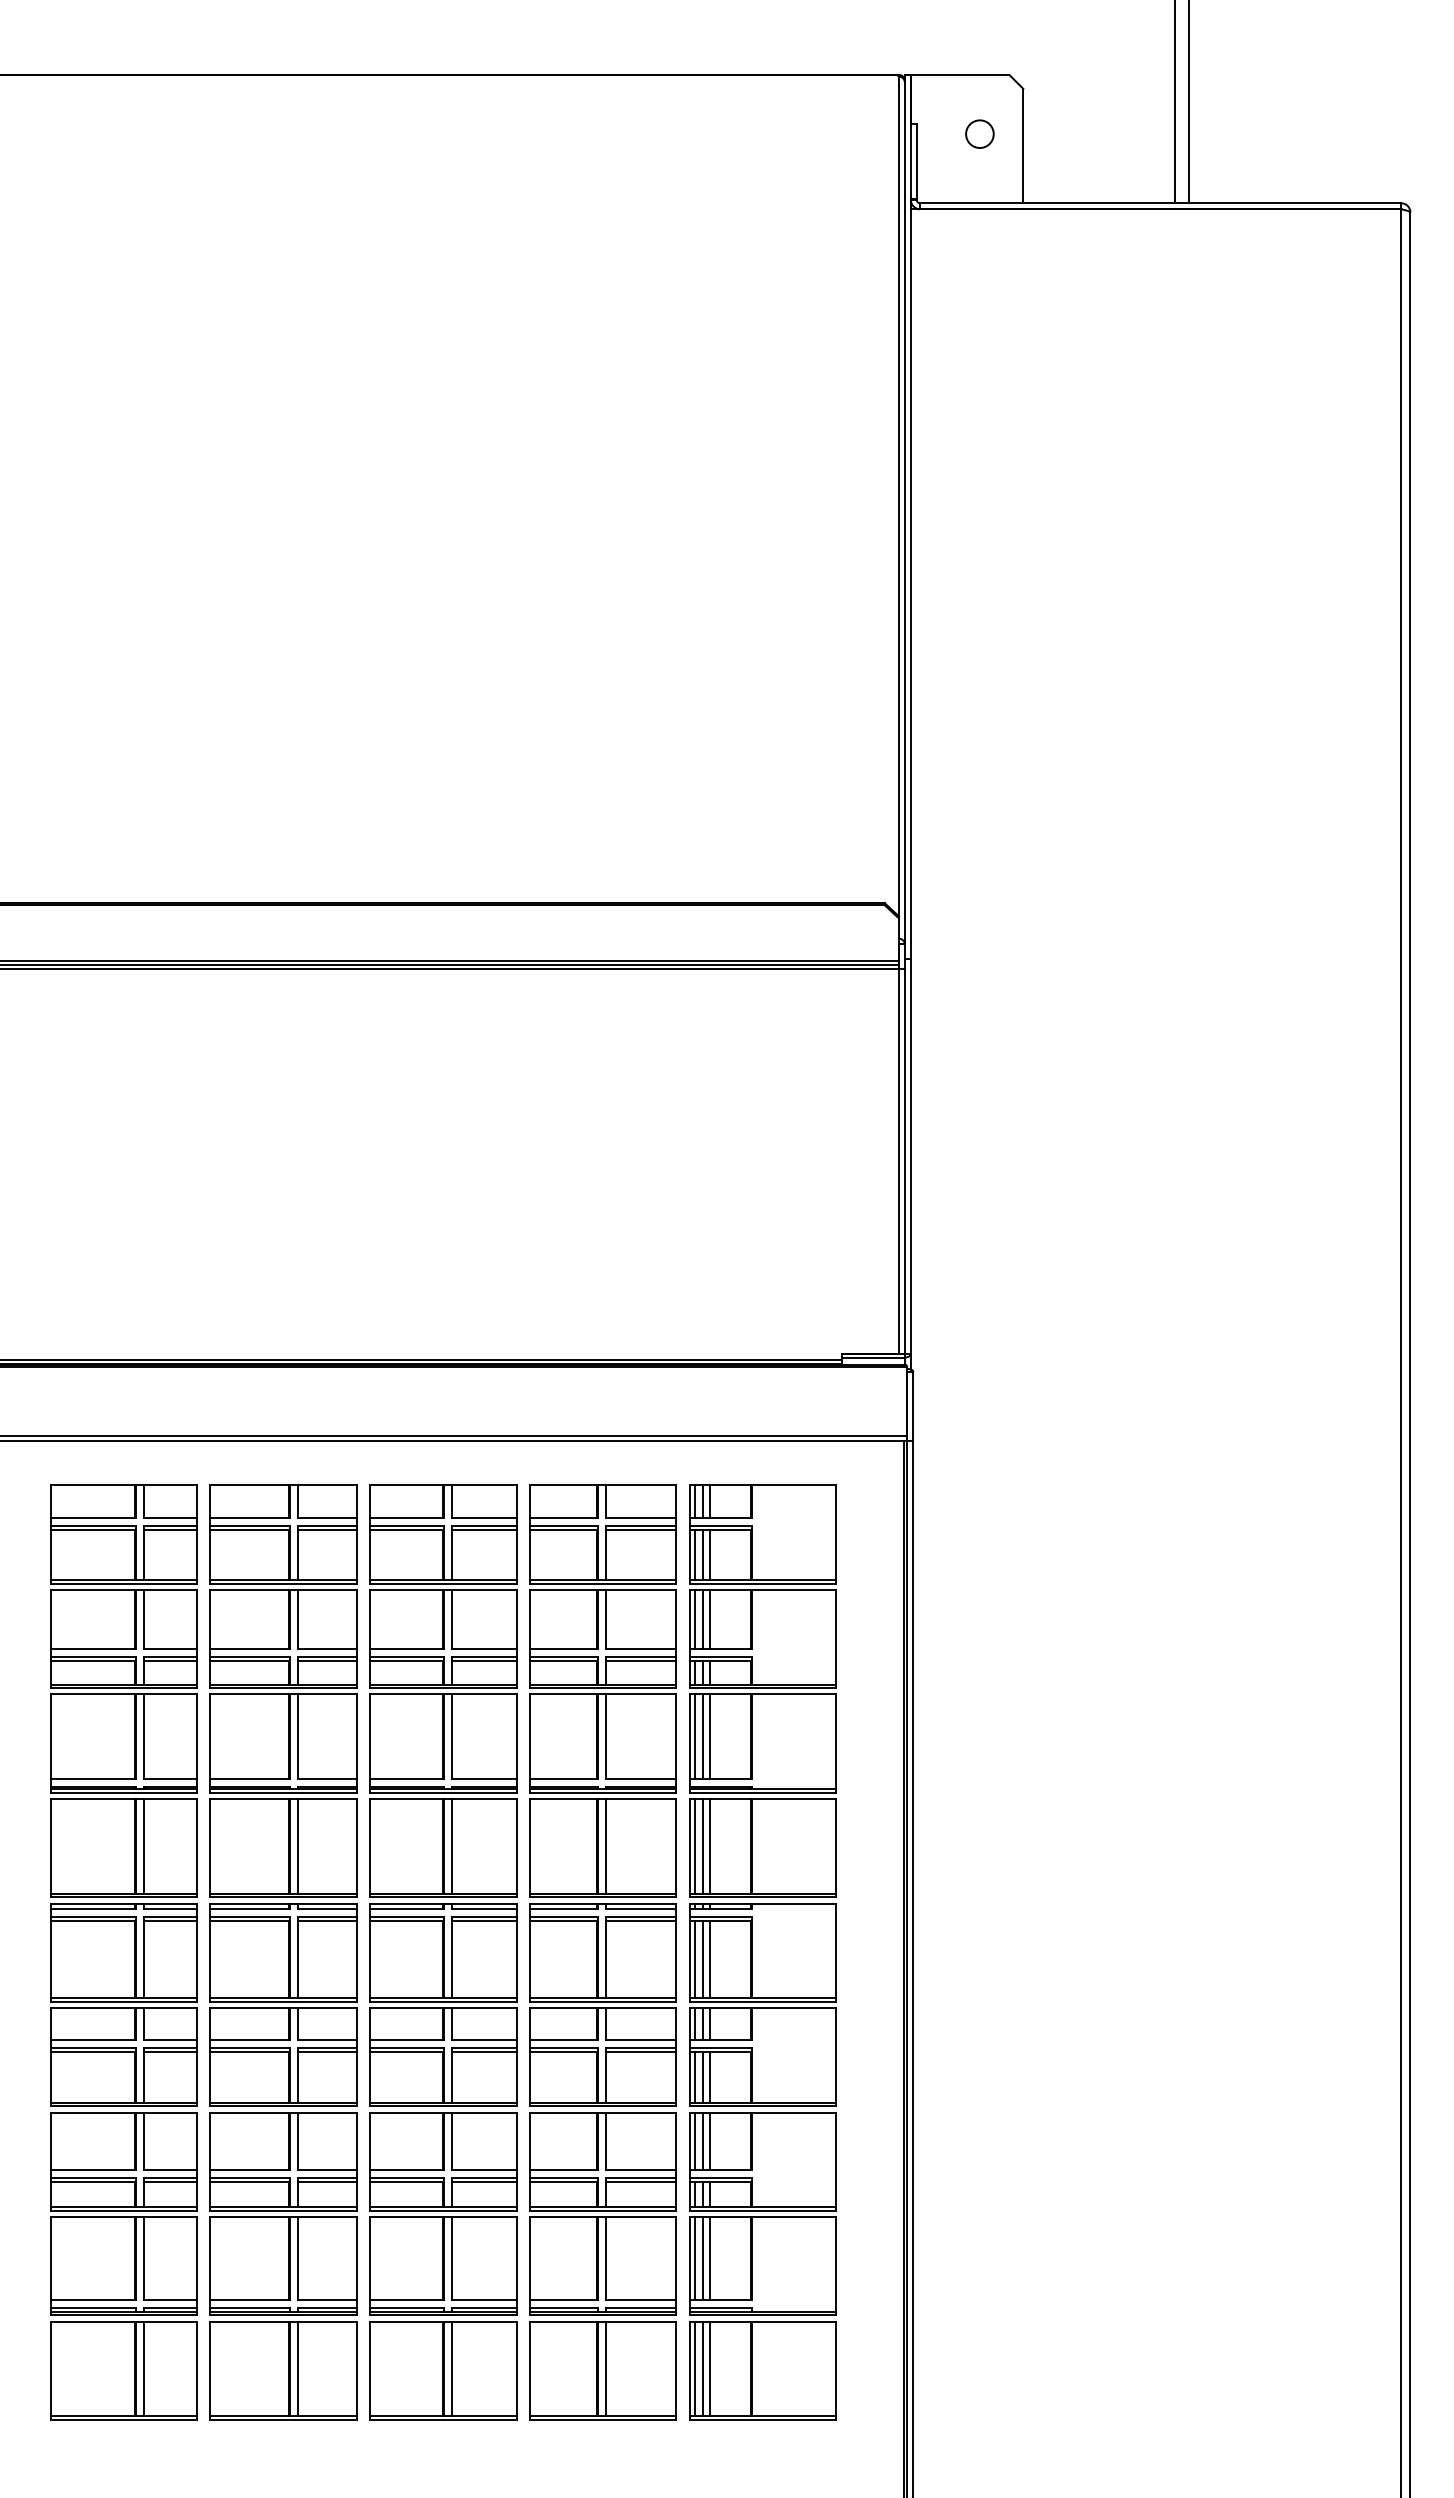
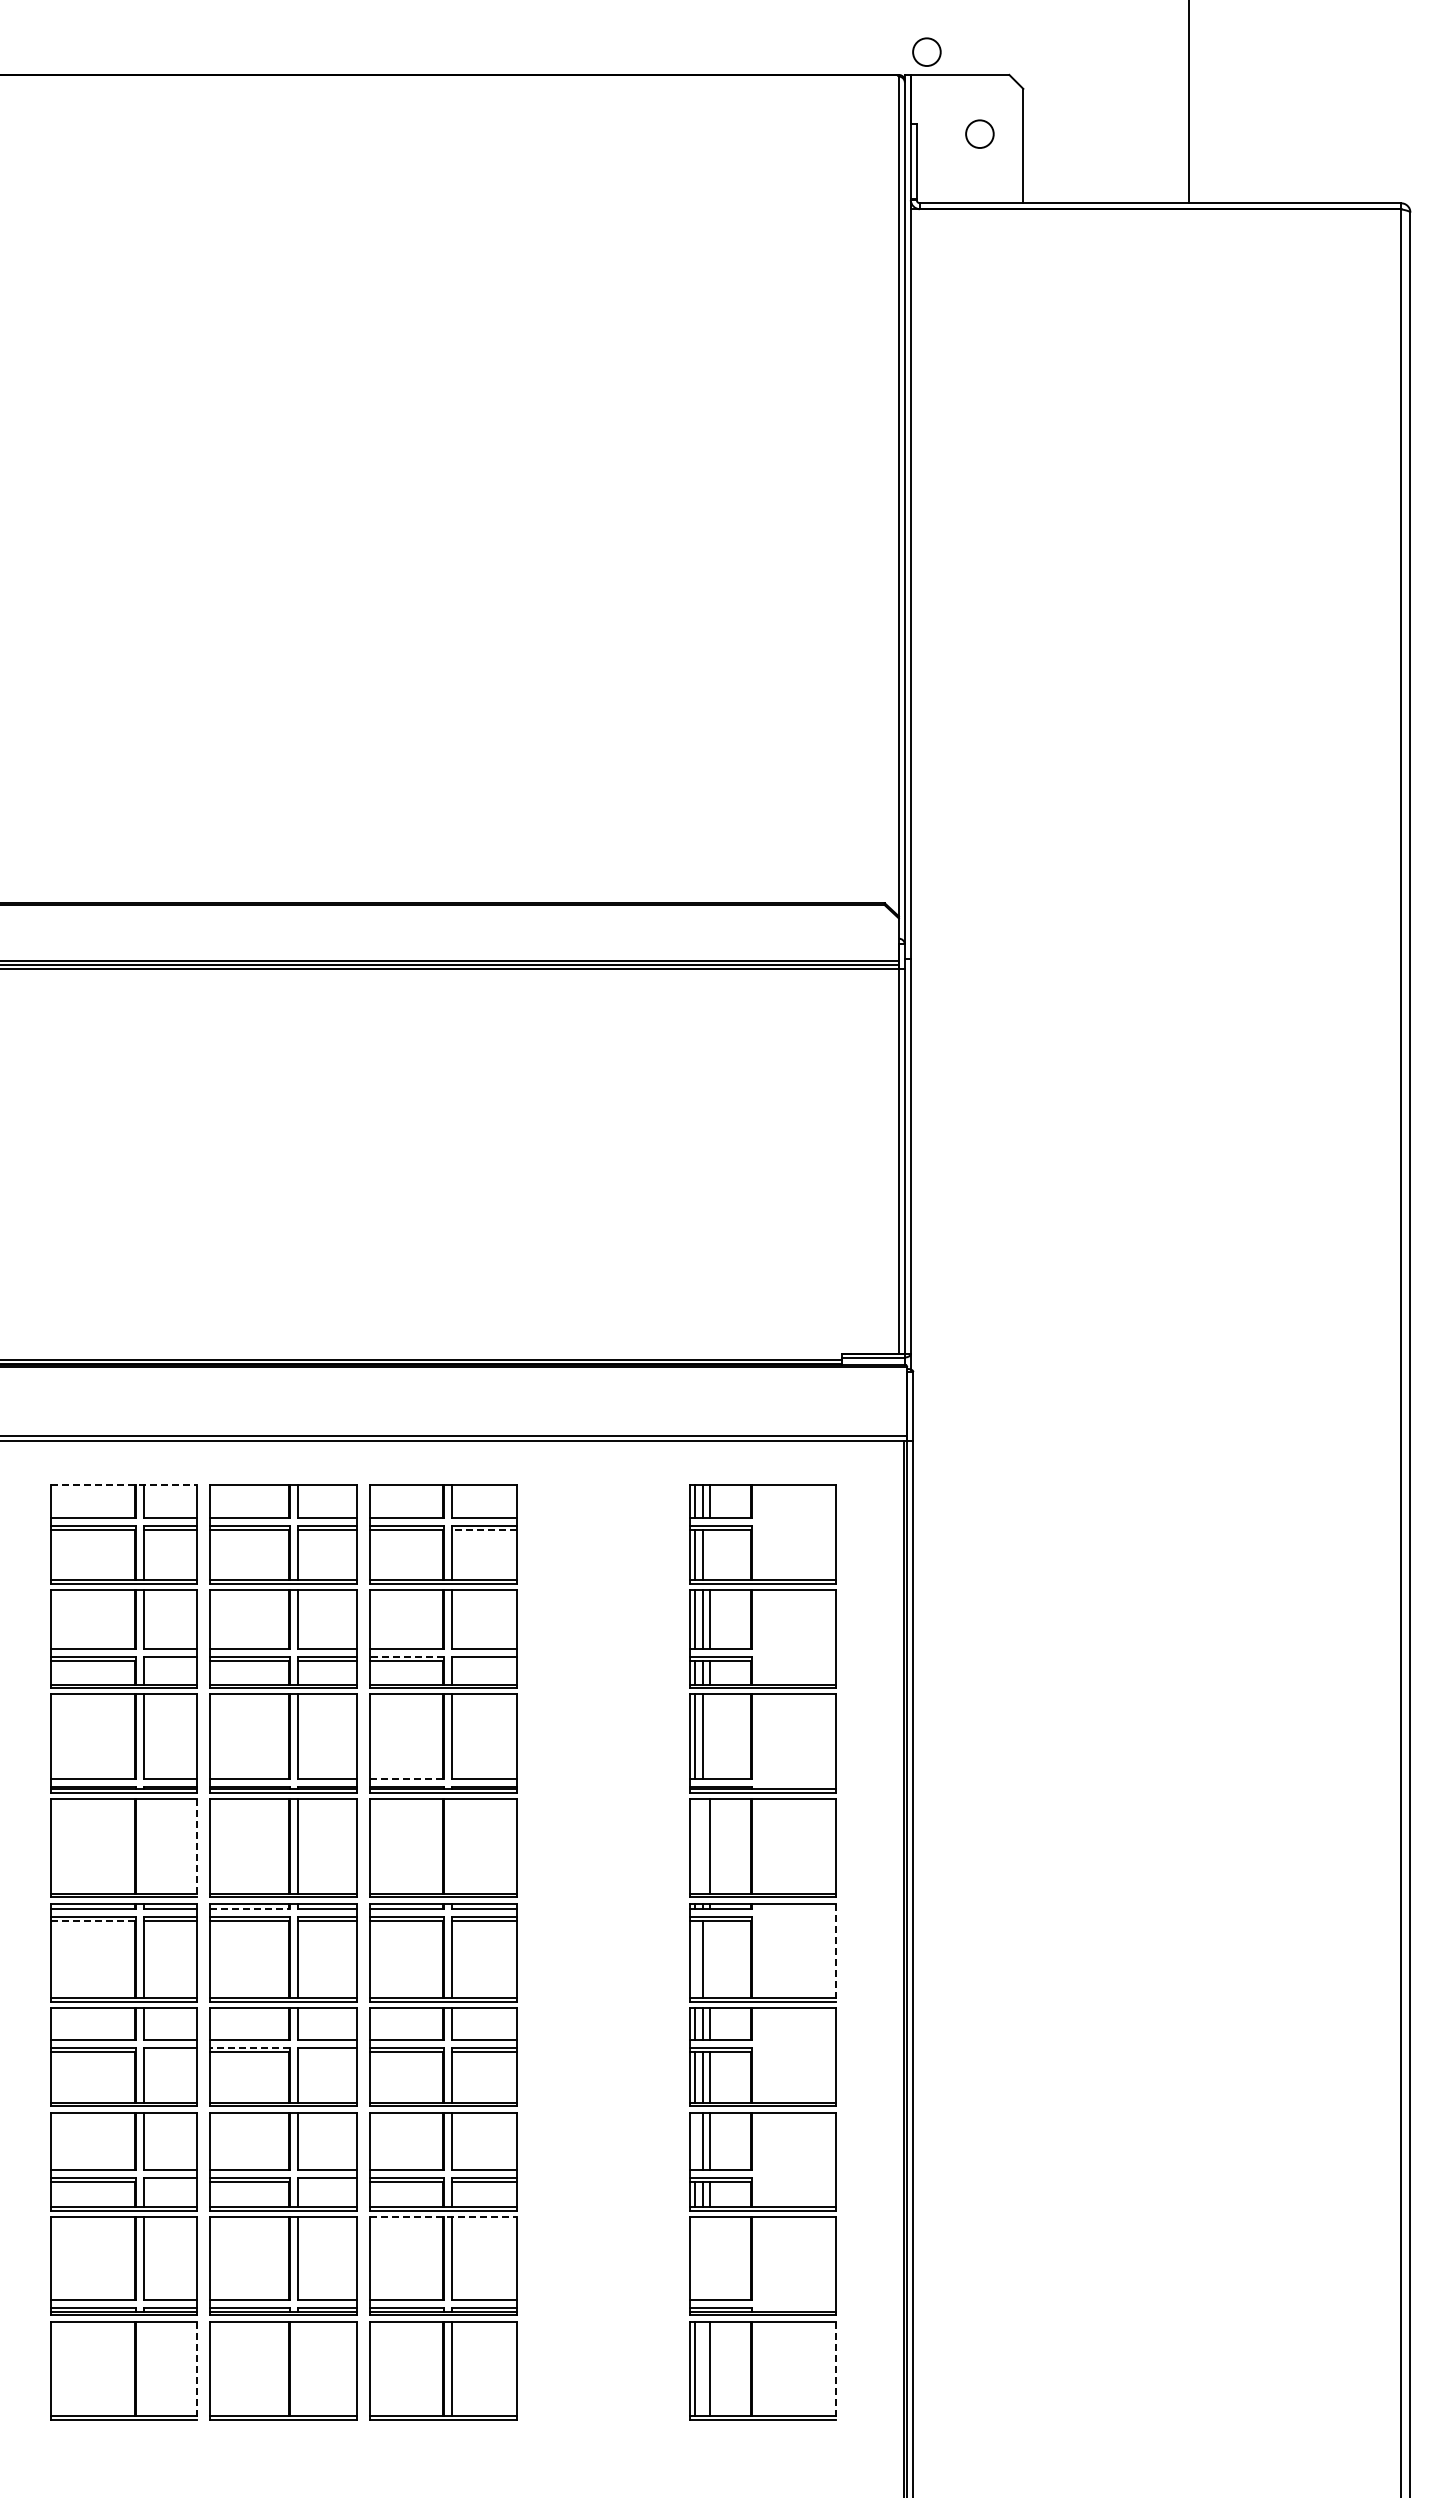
circle: none -> present (926, 51)
line: present -> none (1174, 102)
line: solid -> dashed (124, 1485)
line: solid -> dashed (483, 1530)
line: present -> none (709, 1554)
line: solid -> dashed (407, 1656)
line: present -> none (169, 1660)
line: present -> none (483, 1660)
line: present -> none (709, 1736)
line: solid -> dashed (407, 1779)
line: present -> none (143, 1845)
line: present -> none (451, 1845)
line: present -> none (695, 1845)
line: present -> none (703, 1845)
line: solid -> dashed (196, 1848)
line: solid -> dashed (250, 1909)
line: solid -> dashed (92, 1921)
part: present -> none (602, 1952)
line: solid -> dashed (836, 1953)
line: present -> none (695, 1959)
line: present -> none (709, 1959)
line: solid -> dashed (250, 2047)
line: present -> none (169, 2051)
line: present -> none (326, 2051)
line: present -> none (695, 2141)
line: present -> none (169, 2181)
line: present -> none (326, 2181)
line: solid -> dashed (443, 2217)
line: present -> none (695, 2258)
line: present -> none (703, 2258)
line: present -> none (709, 2258)
line: present -> none (143, 2368)
line: present -> none (297, 2368)
line: present -> none (703, 2368)
line: solid -> dashed (196, 2371)
line: solid -> dashed (836, 2371)
